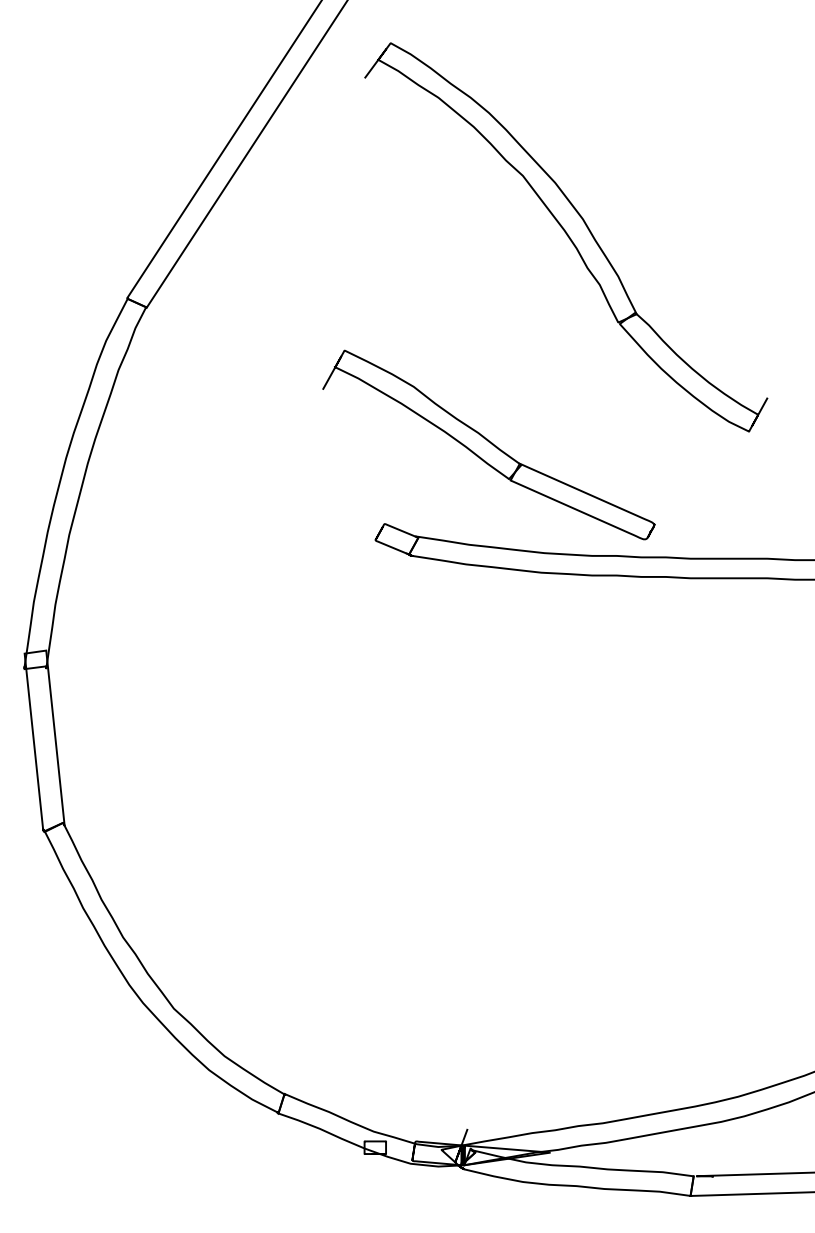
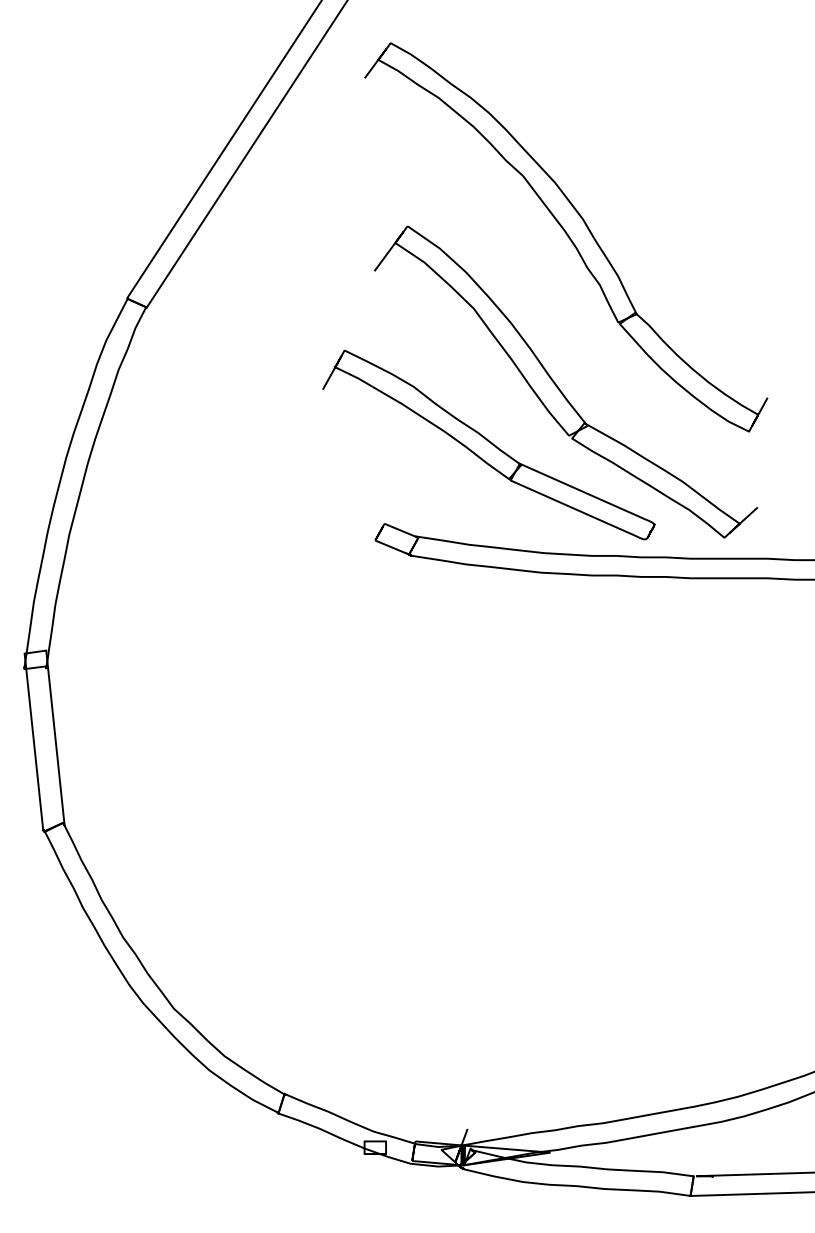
part: none -> present (558, 386)
